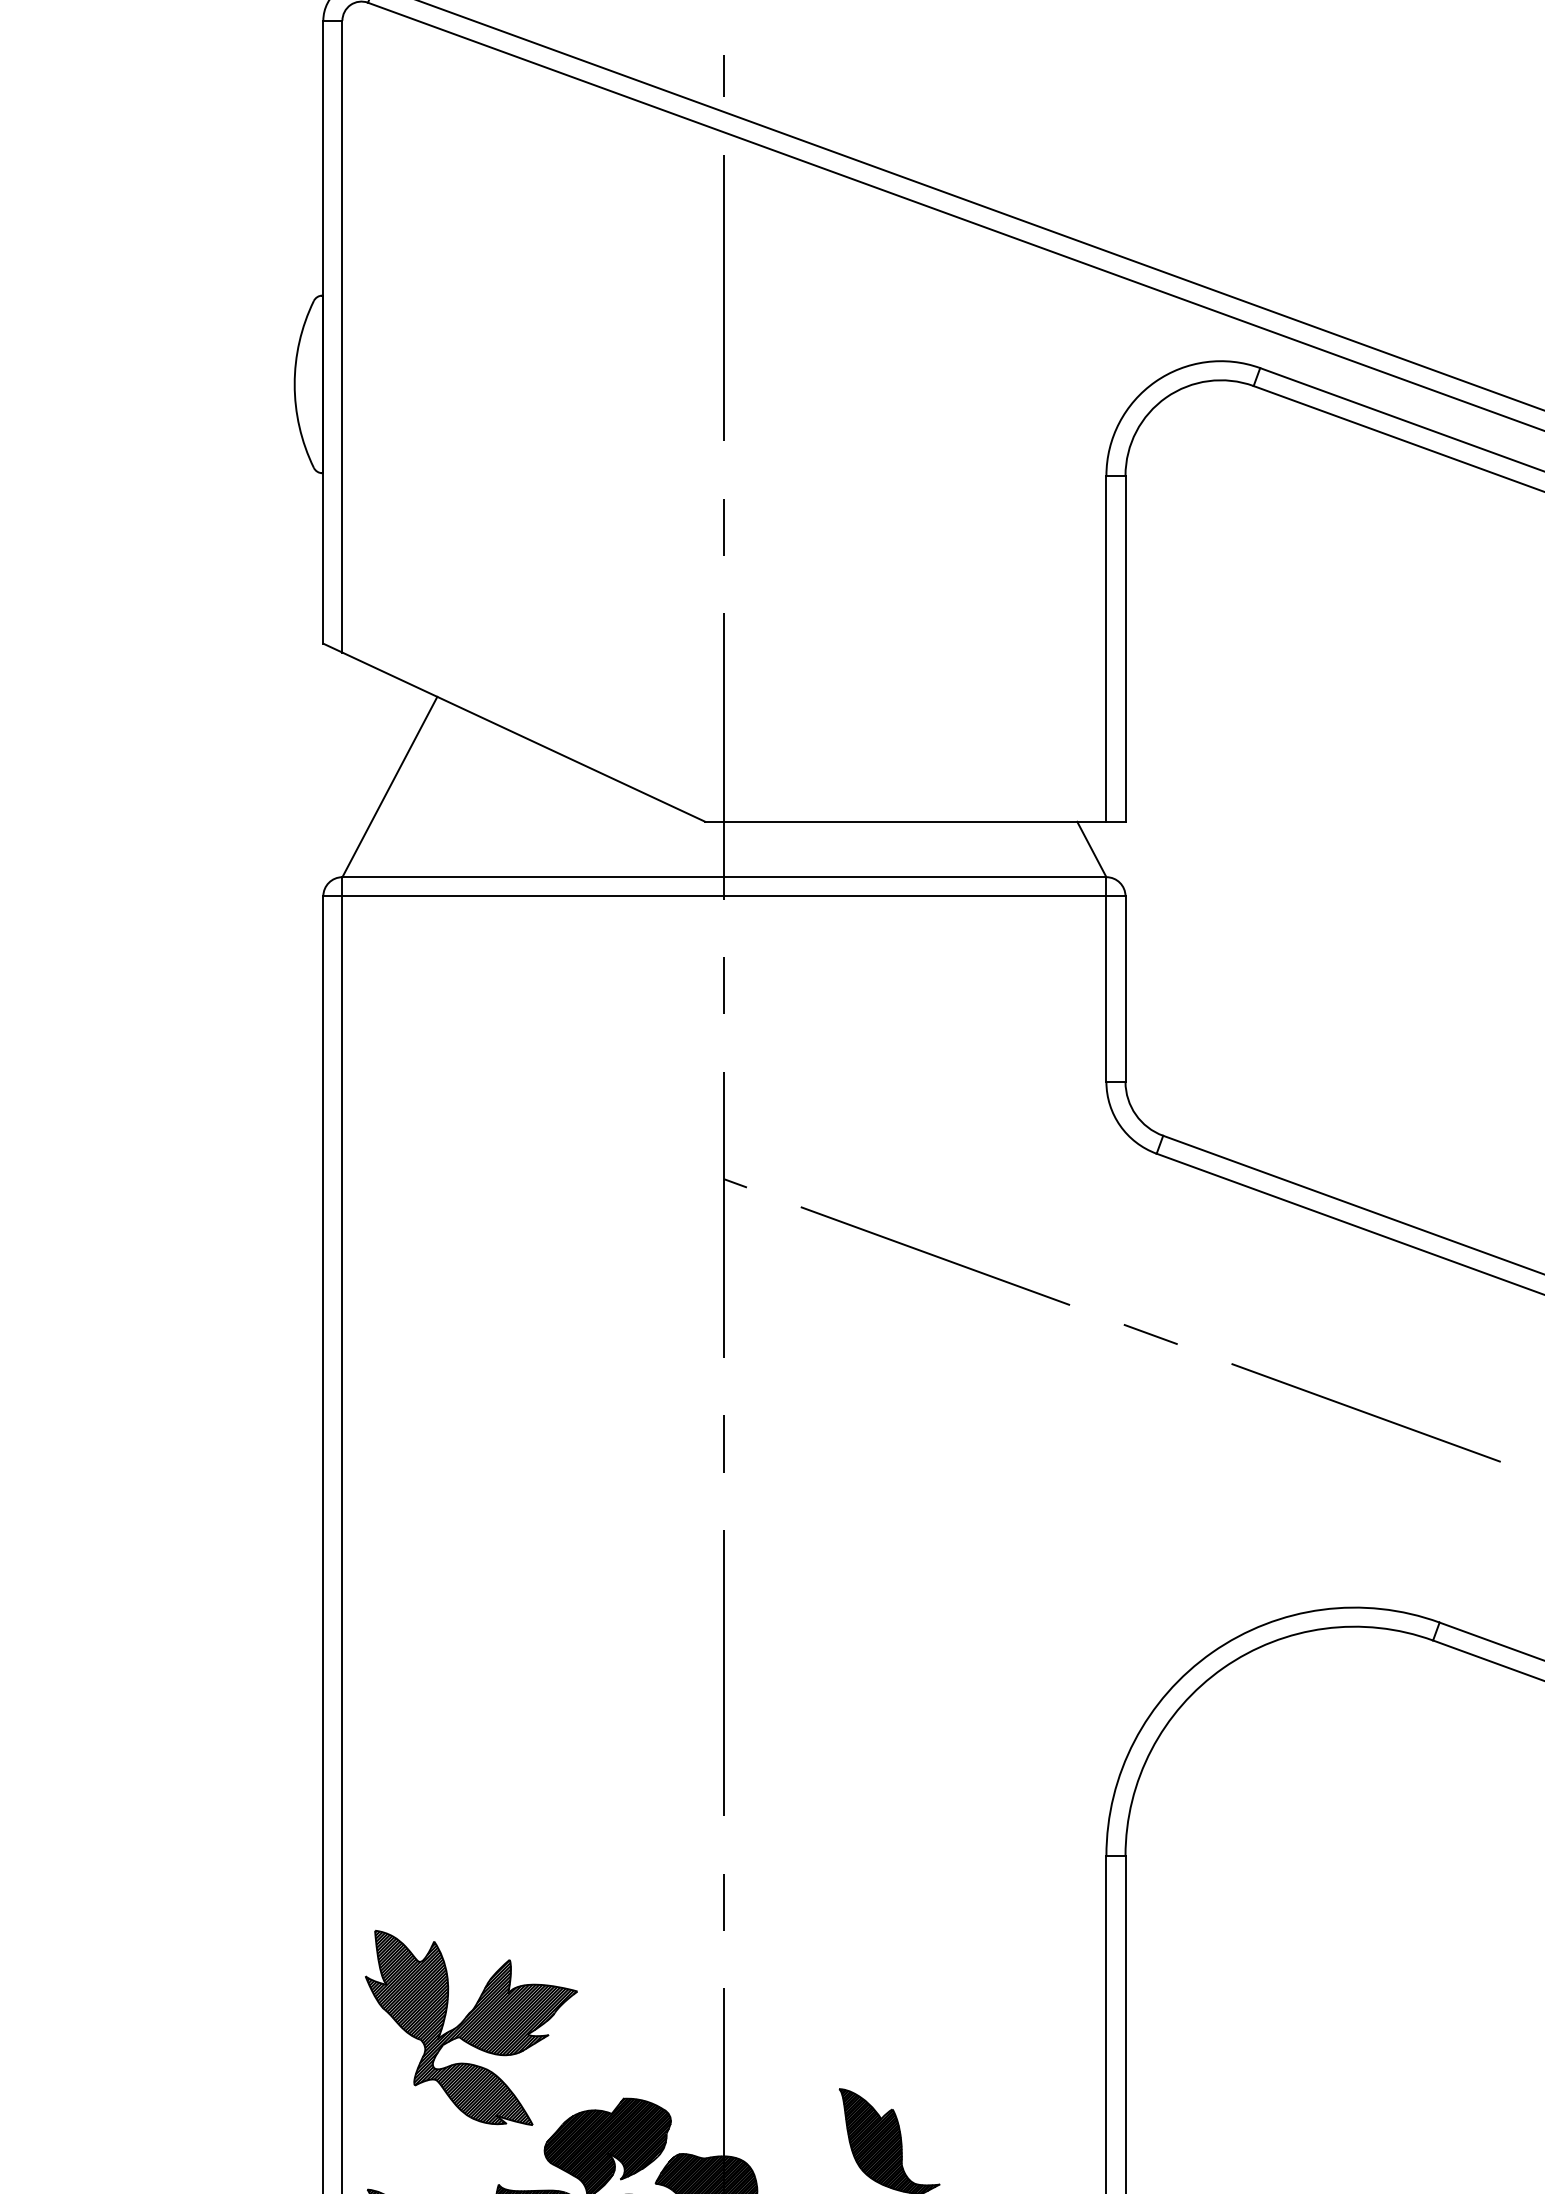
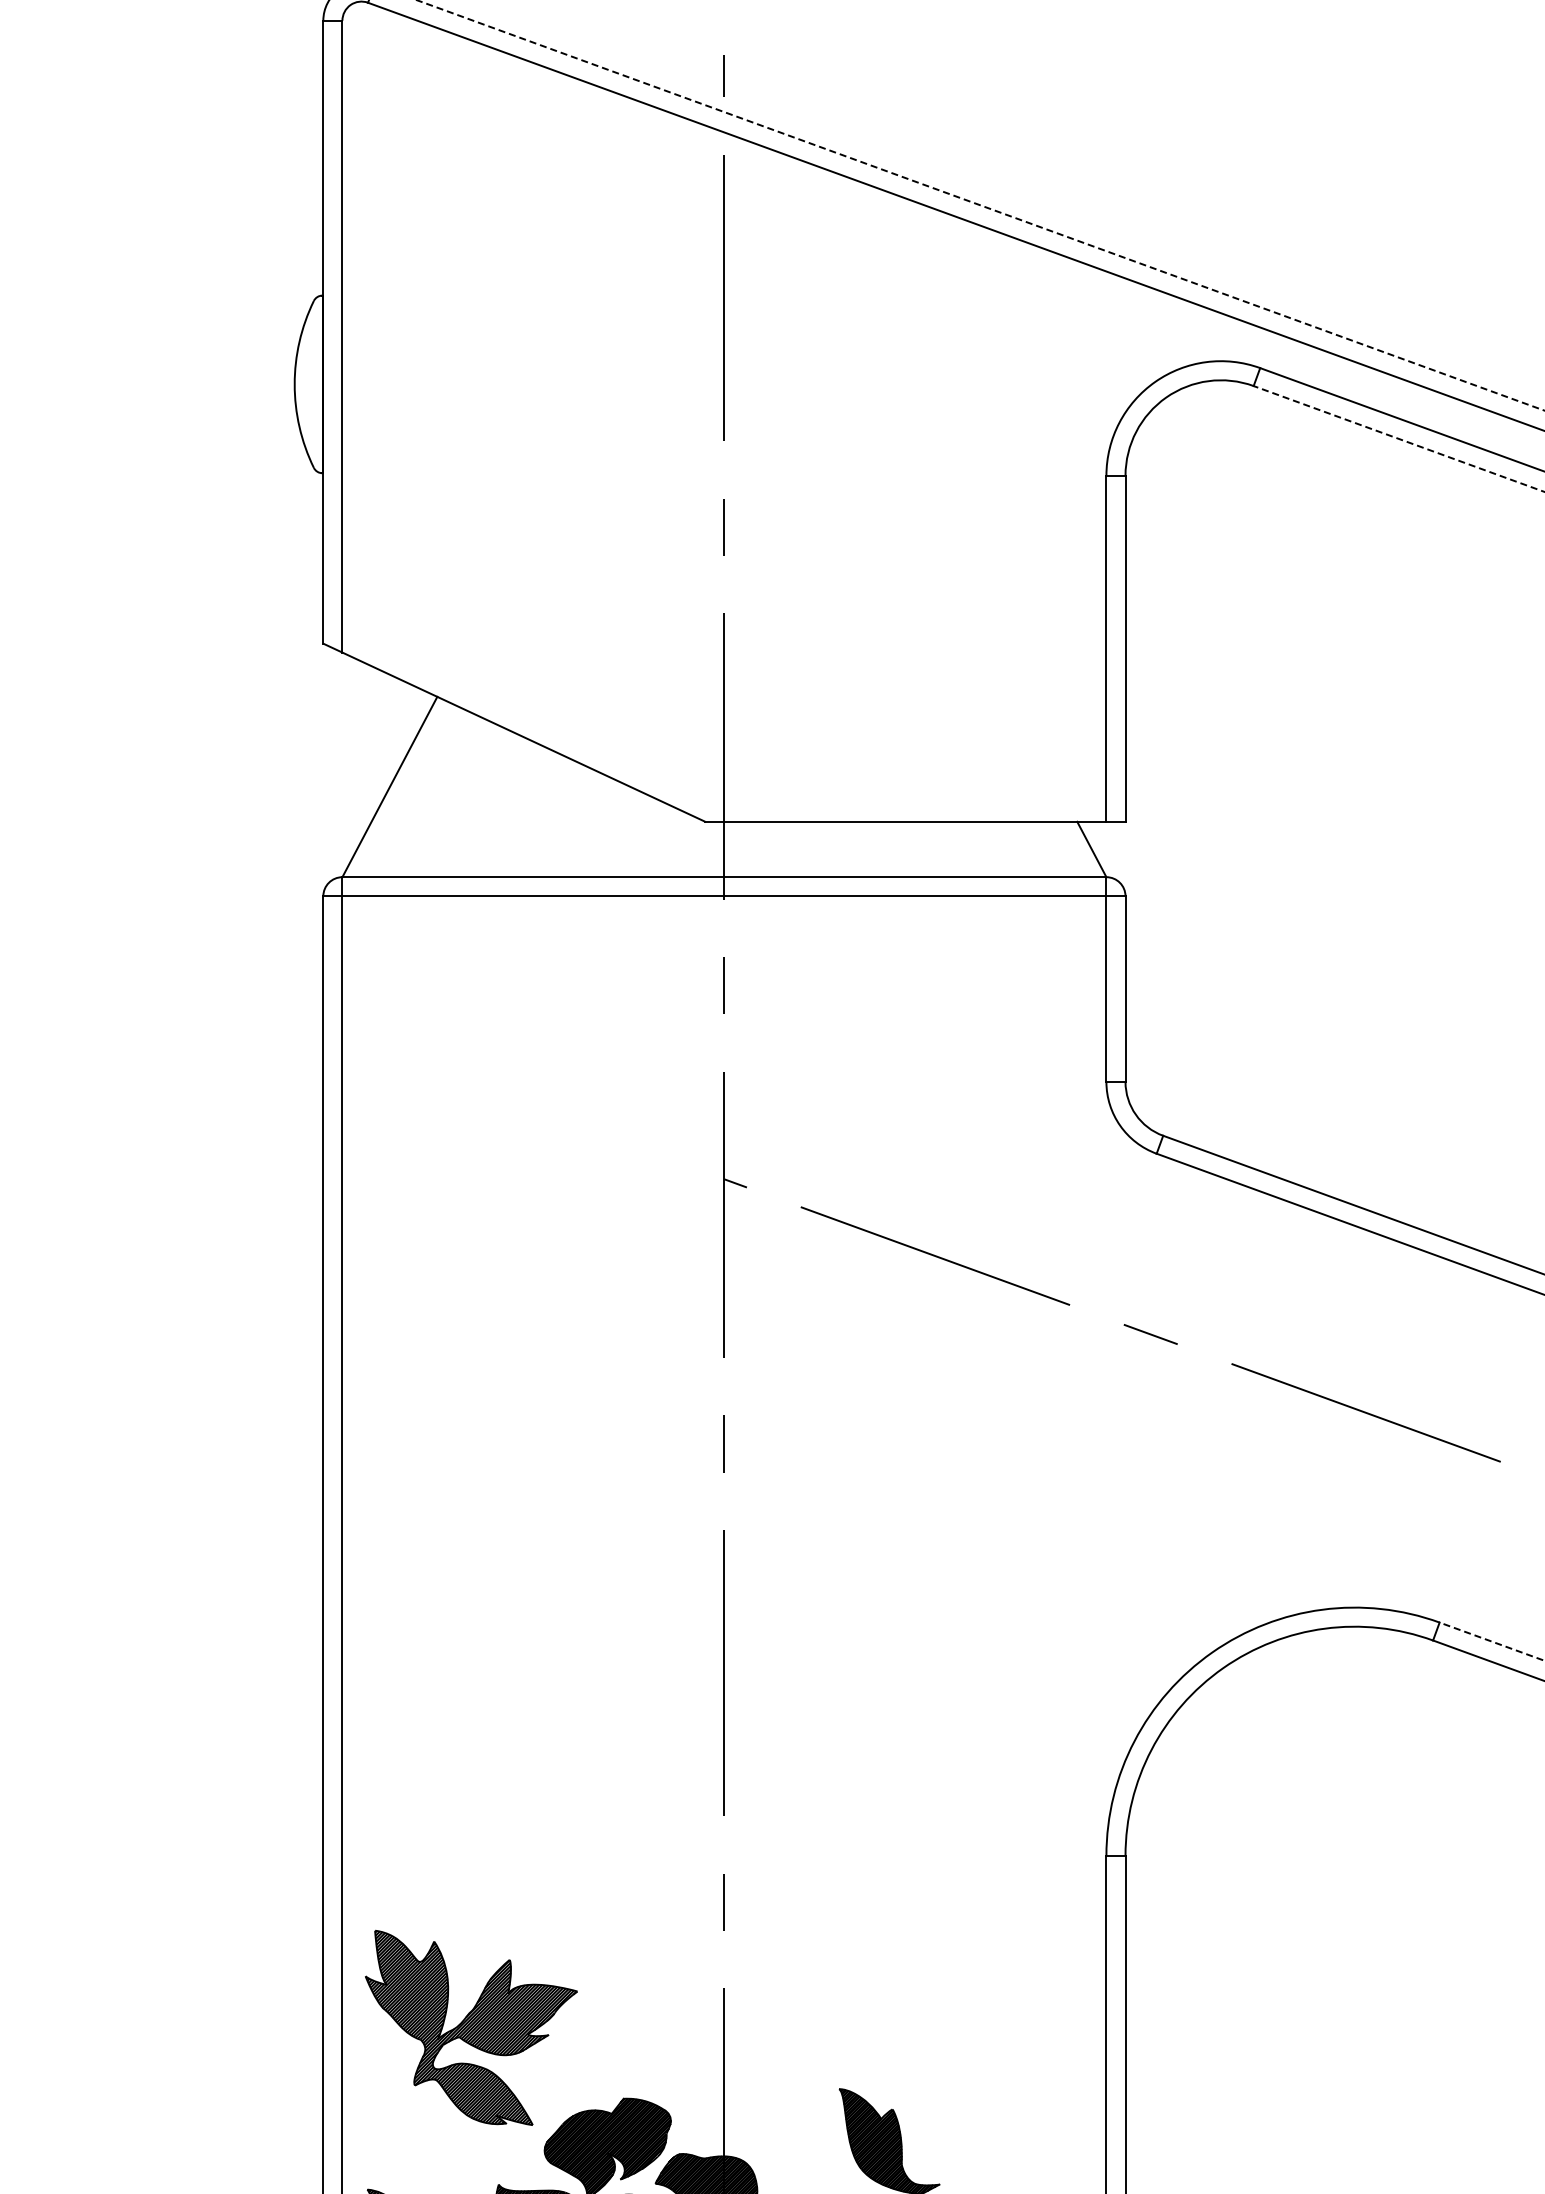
line: solid -> dashed (981, 205)
line: solid -> dashed (1399, 439)
line: solid -> dashed (1492, 1641)
